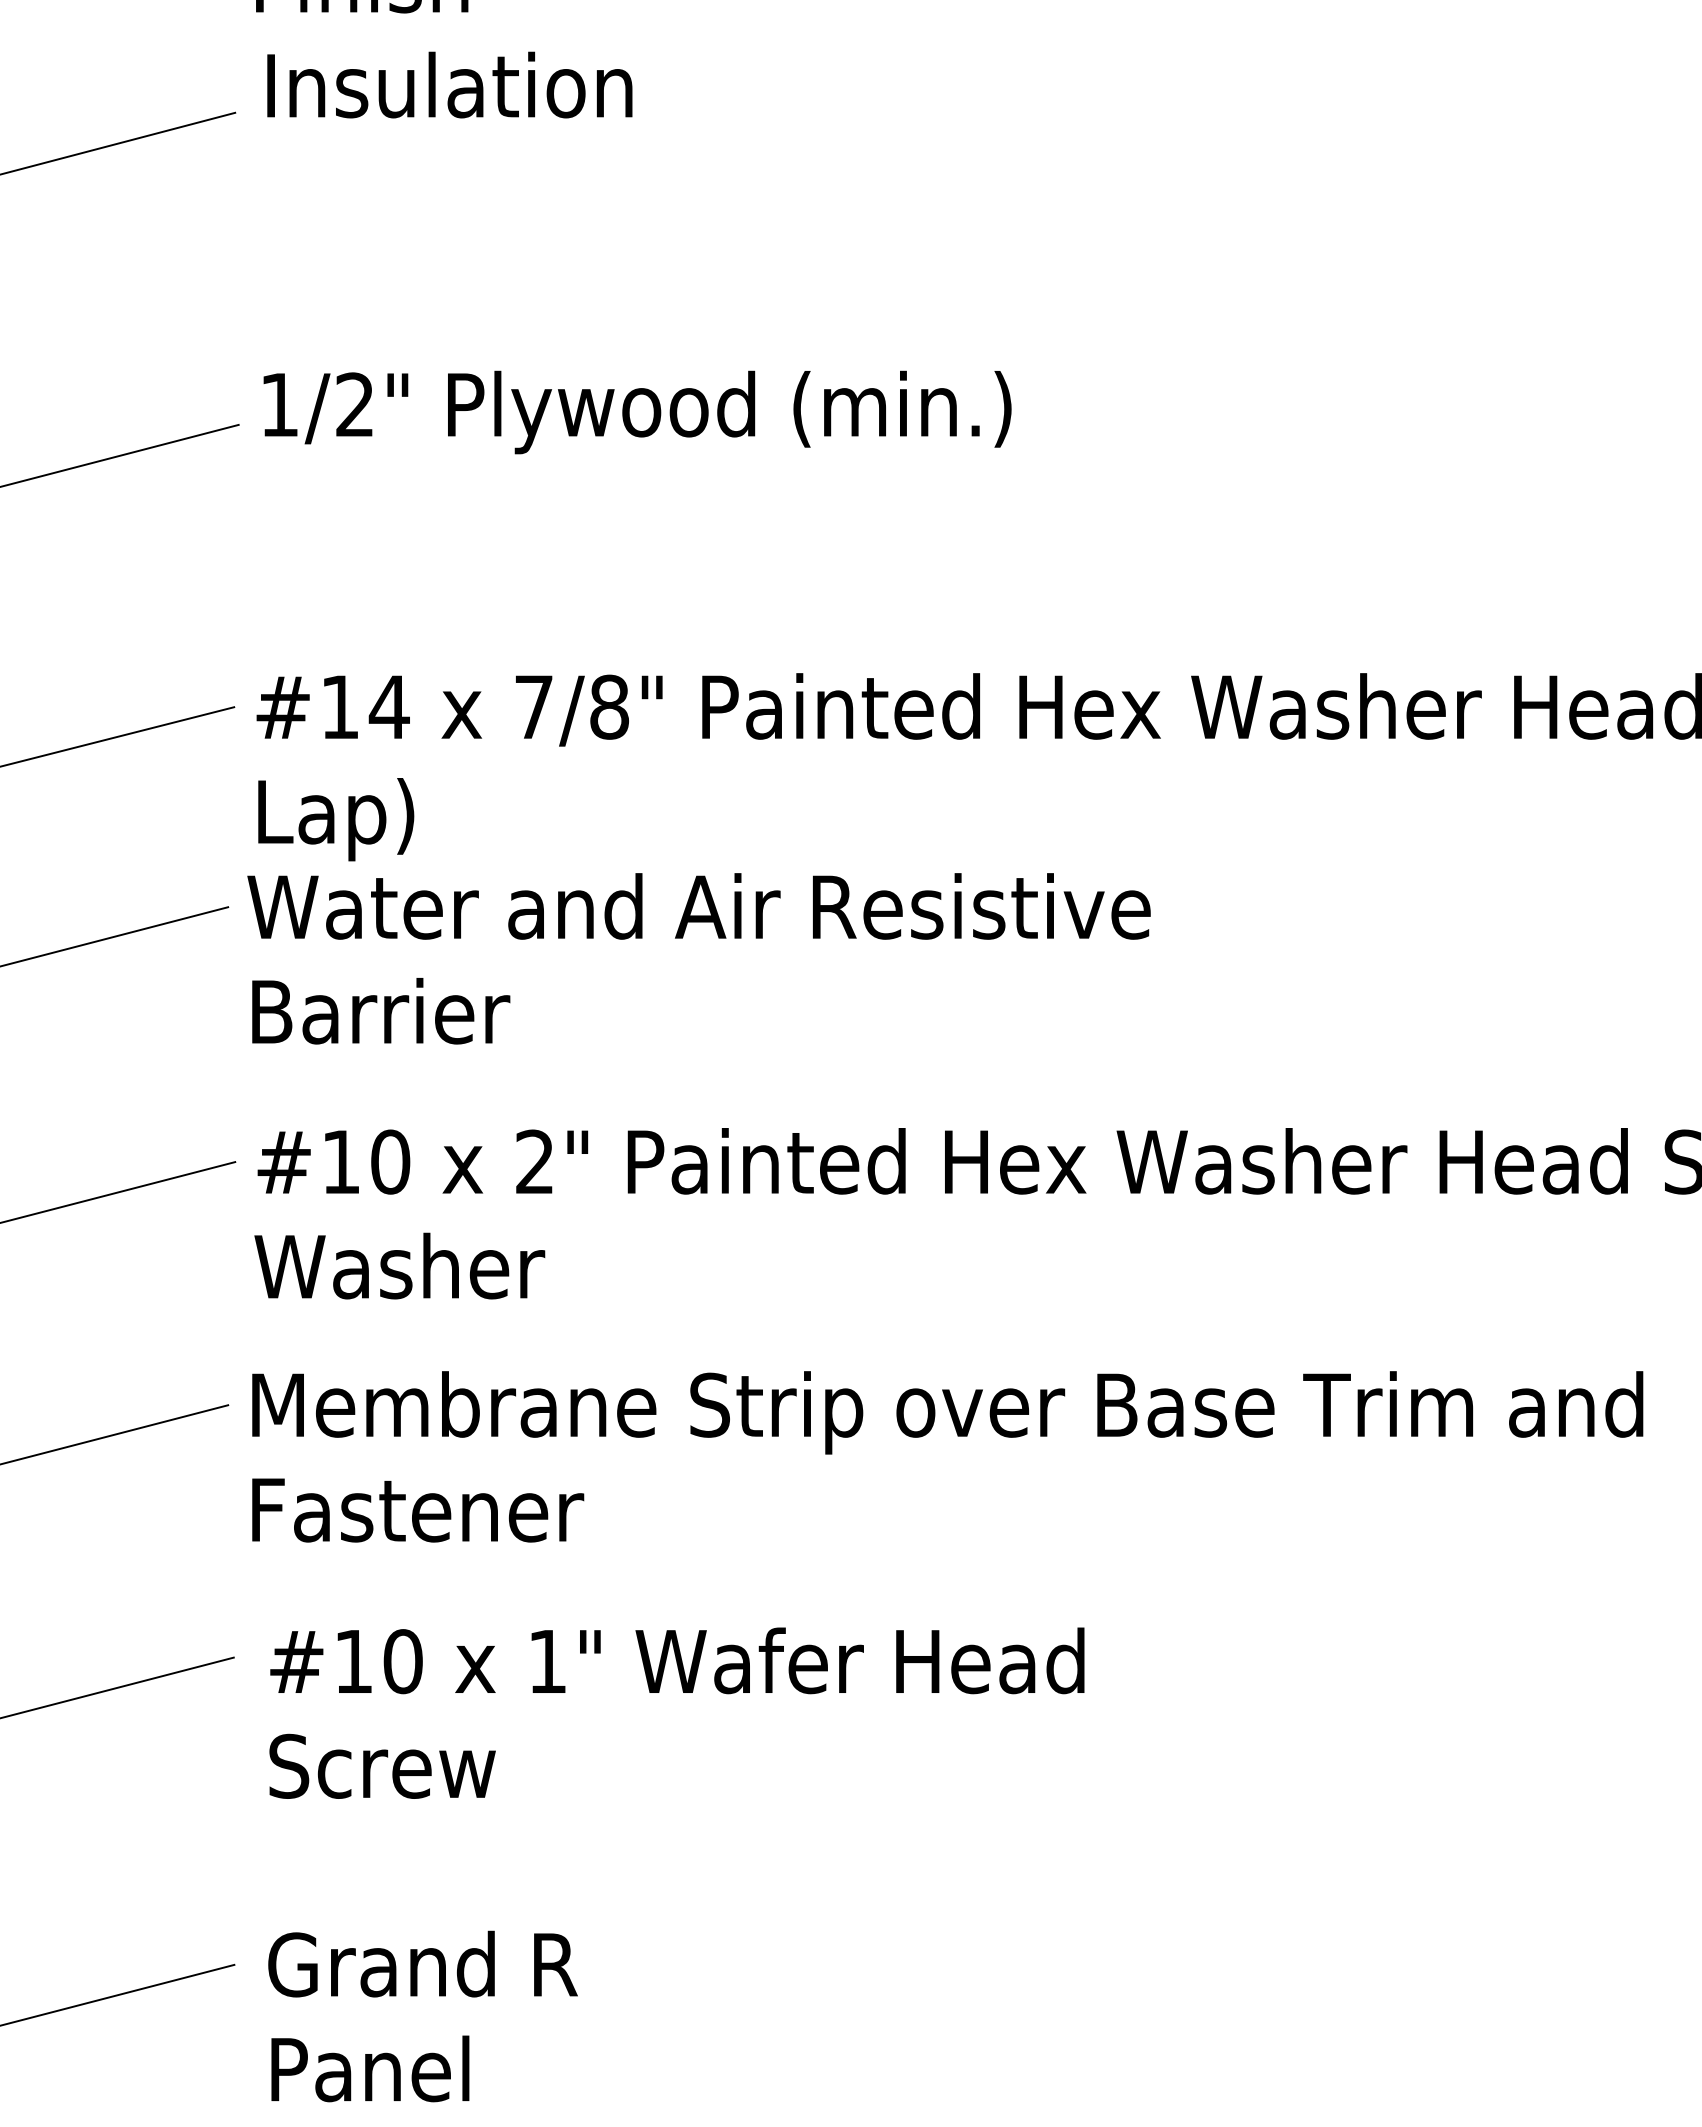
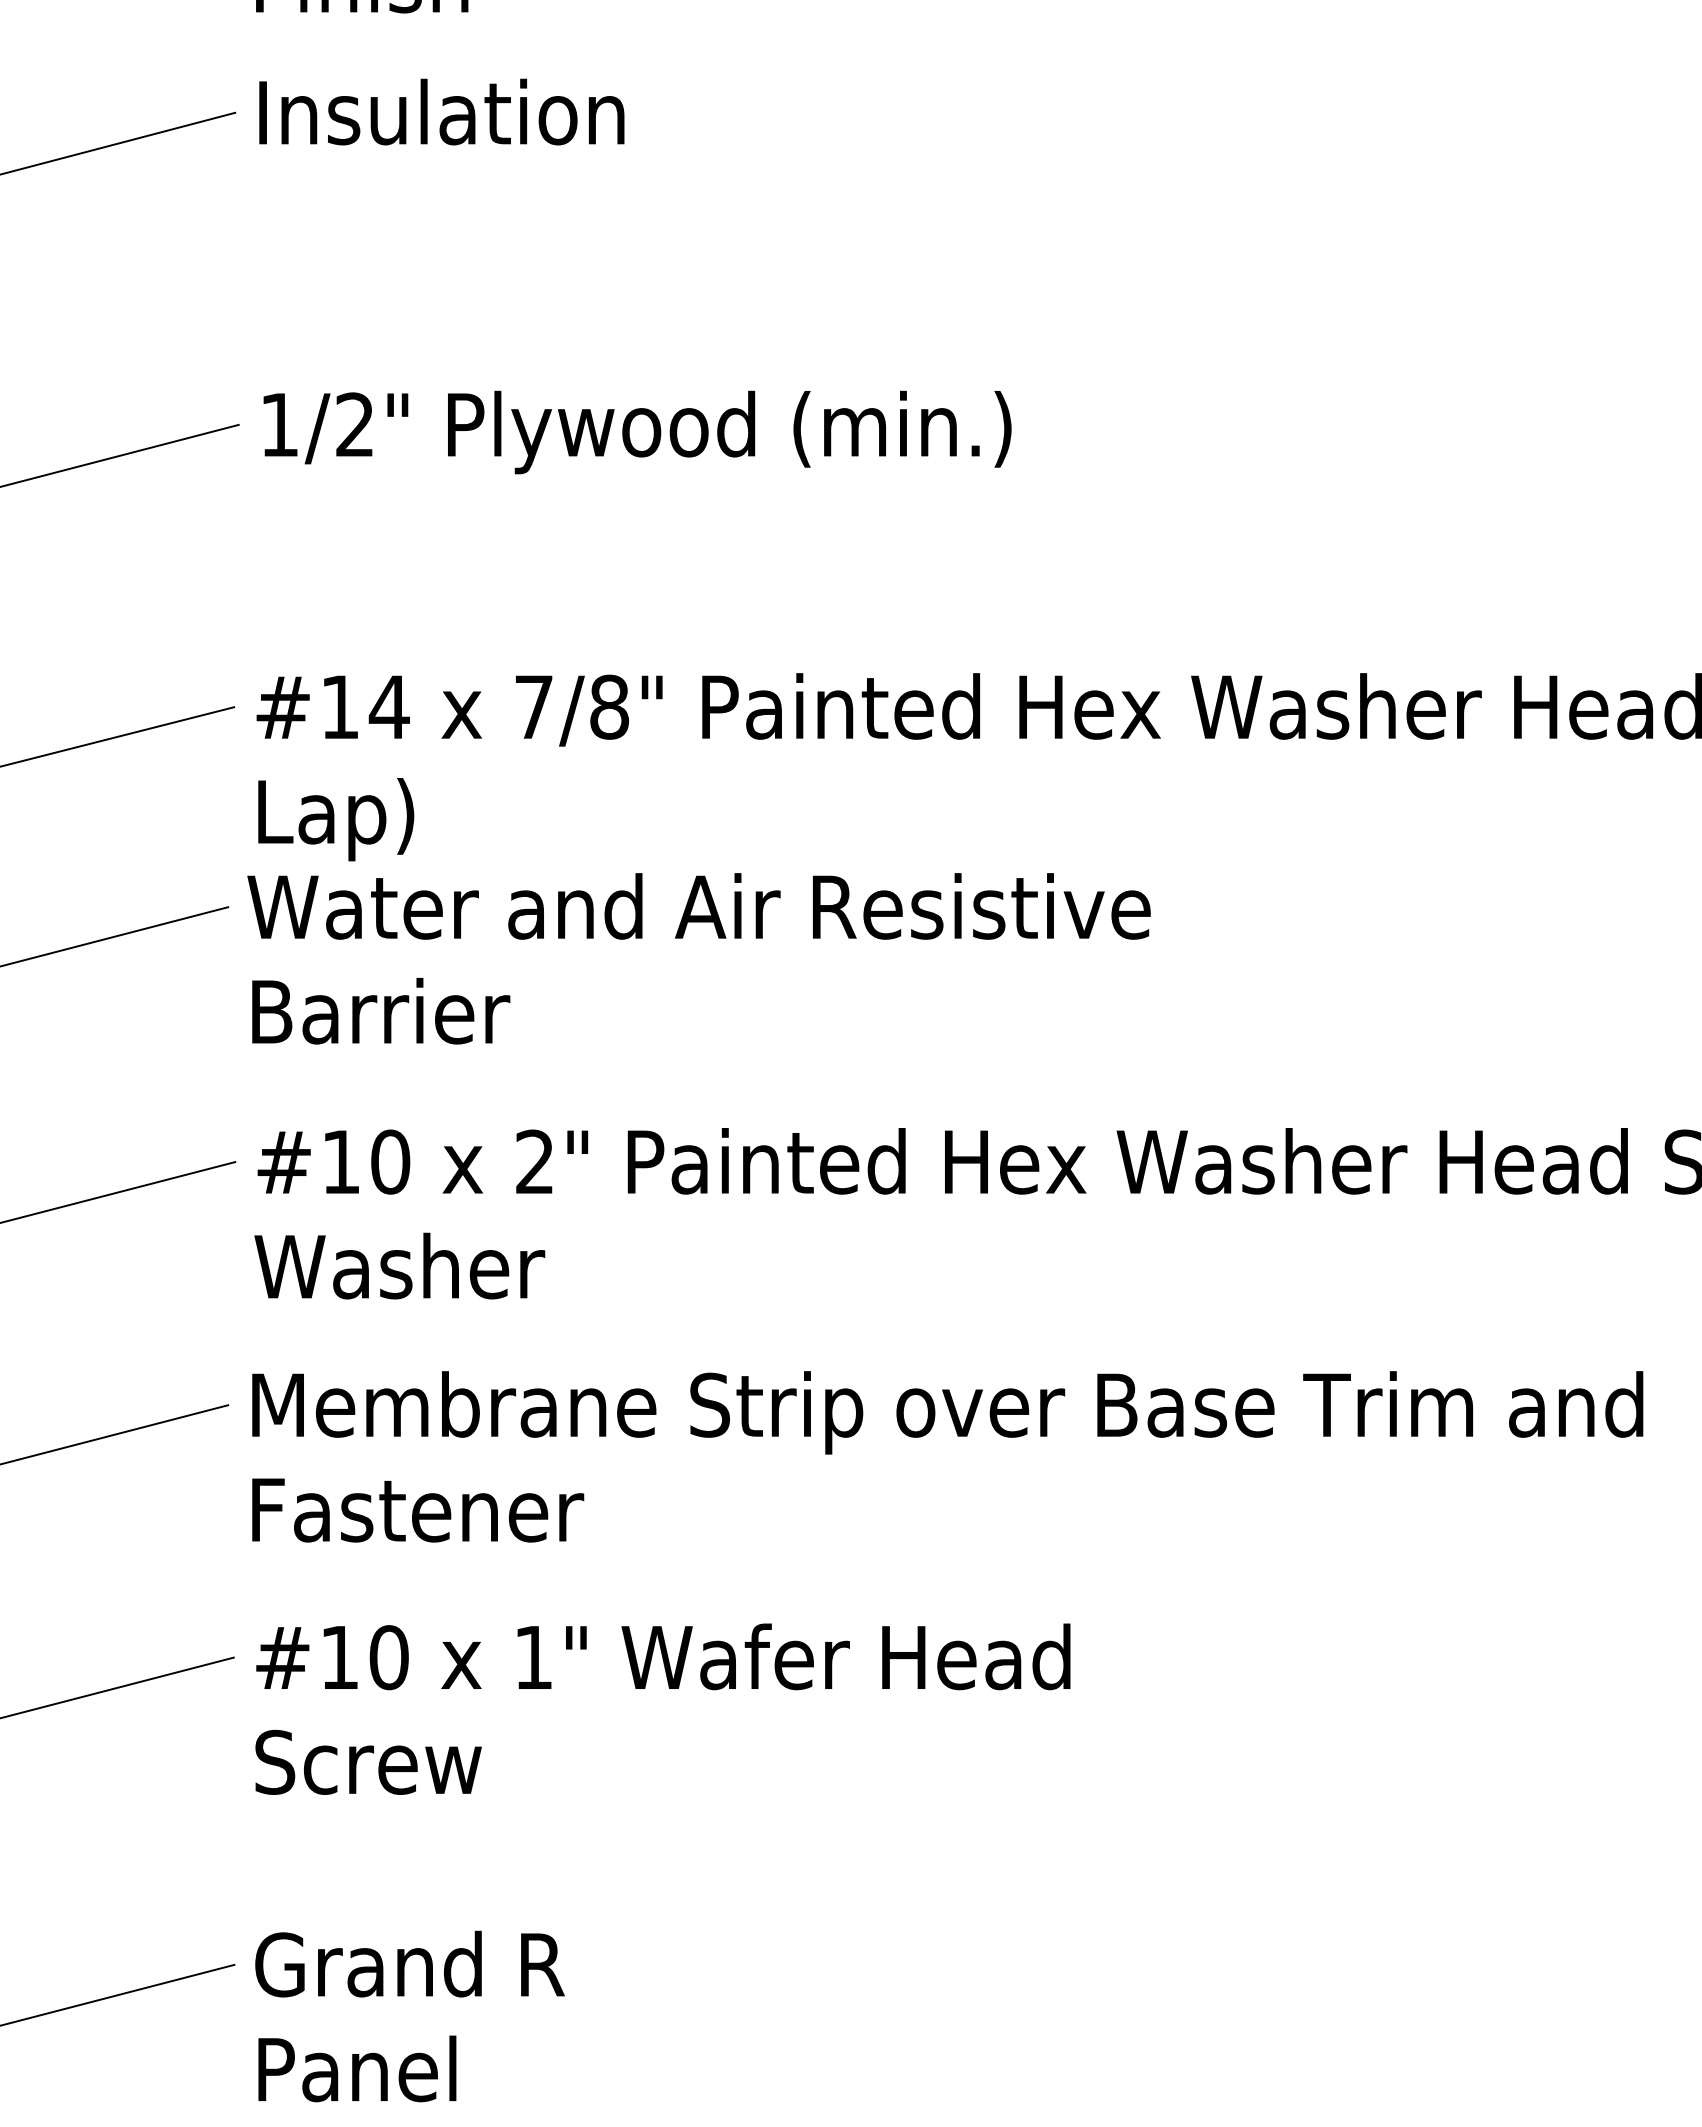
text position: (449, 84) -> (441, 111) (441, 111)
text position: (637, 412) -> (637, 432) (637, 432)
text position: (676, 1712) -> (662, 1708) (662, 1708)
text position: (422, 2016) -> (409, 2016) (409, 2016)
